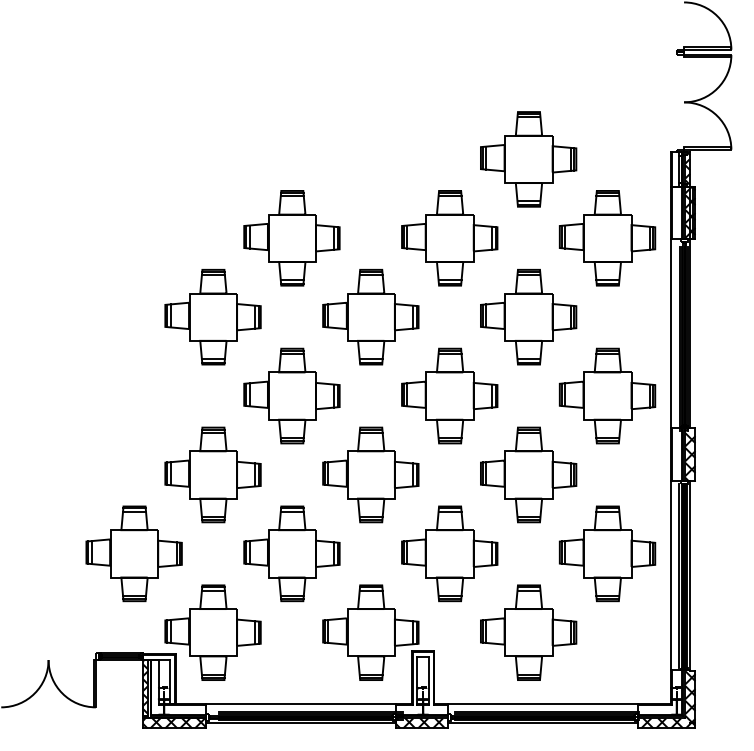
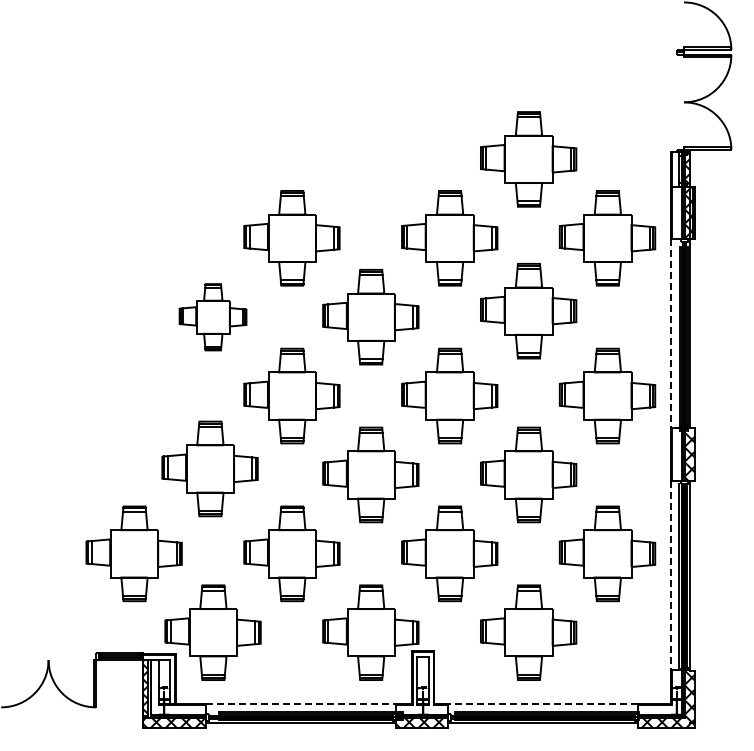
part size: 98x97 px -> 70x69 px (212, 317)
part position: (528, 317) -> (528, 311) (528, 311)
line: solid -> dashed (671, 333)
part position: (212, 474) -> (209, 468) (209, 468)
line: solid -> dashed (671, 575)
line: solid -> dashed (301, 703)
line: solid -> dashed (542, 703)
